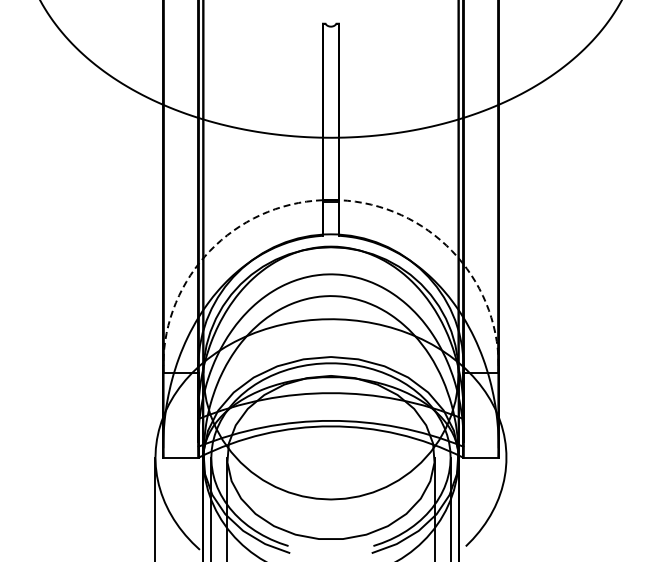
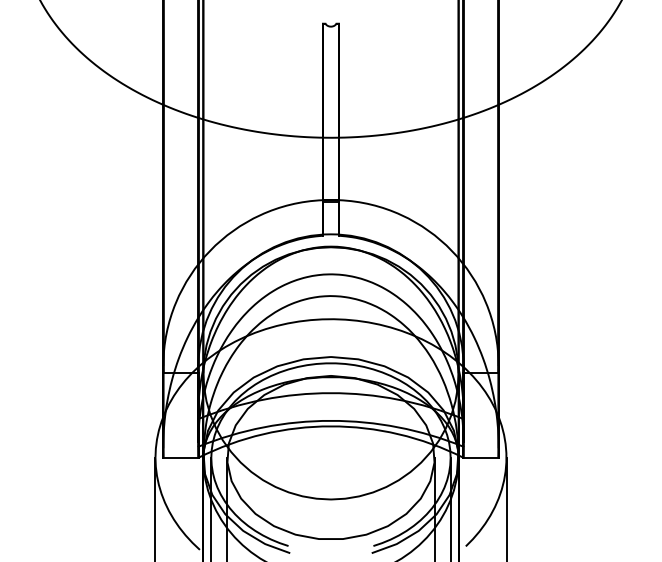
arc: dashed -> solid (209, 250)
arc: dashed -> solid (451, 250)
line: none -> present (506, 507)
